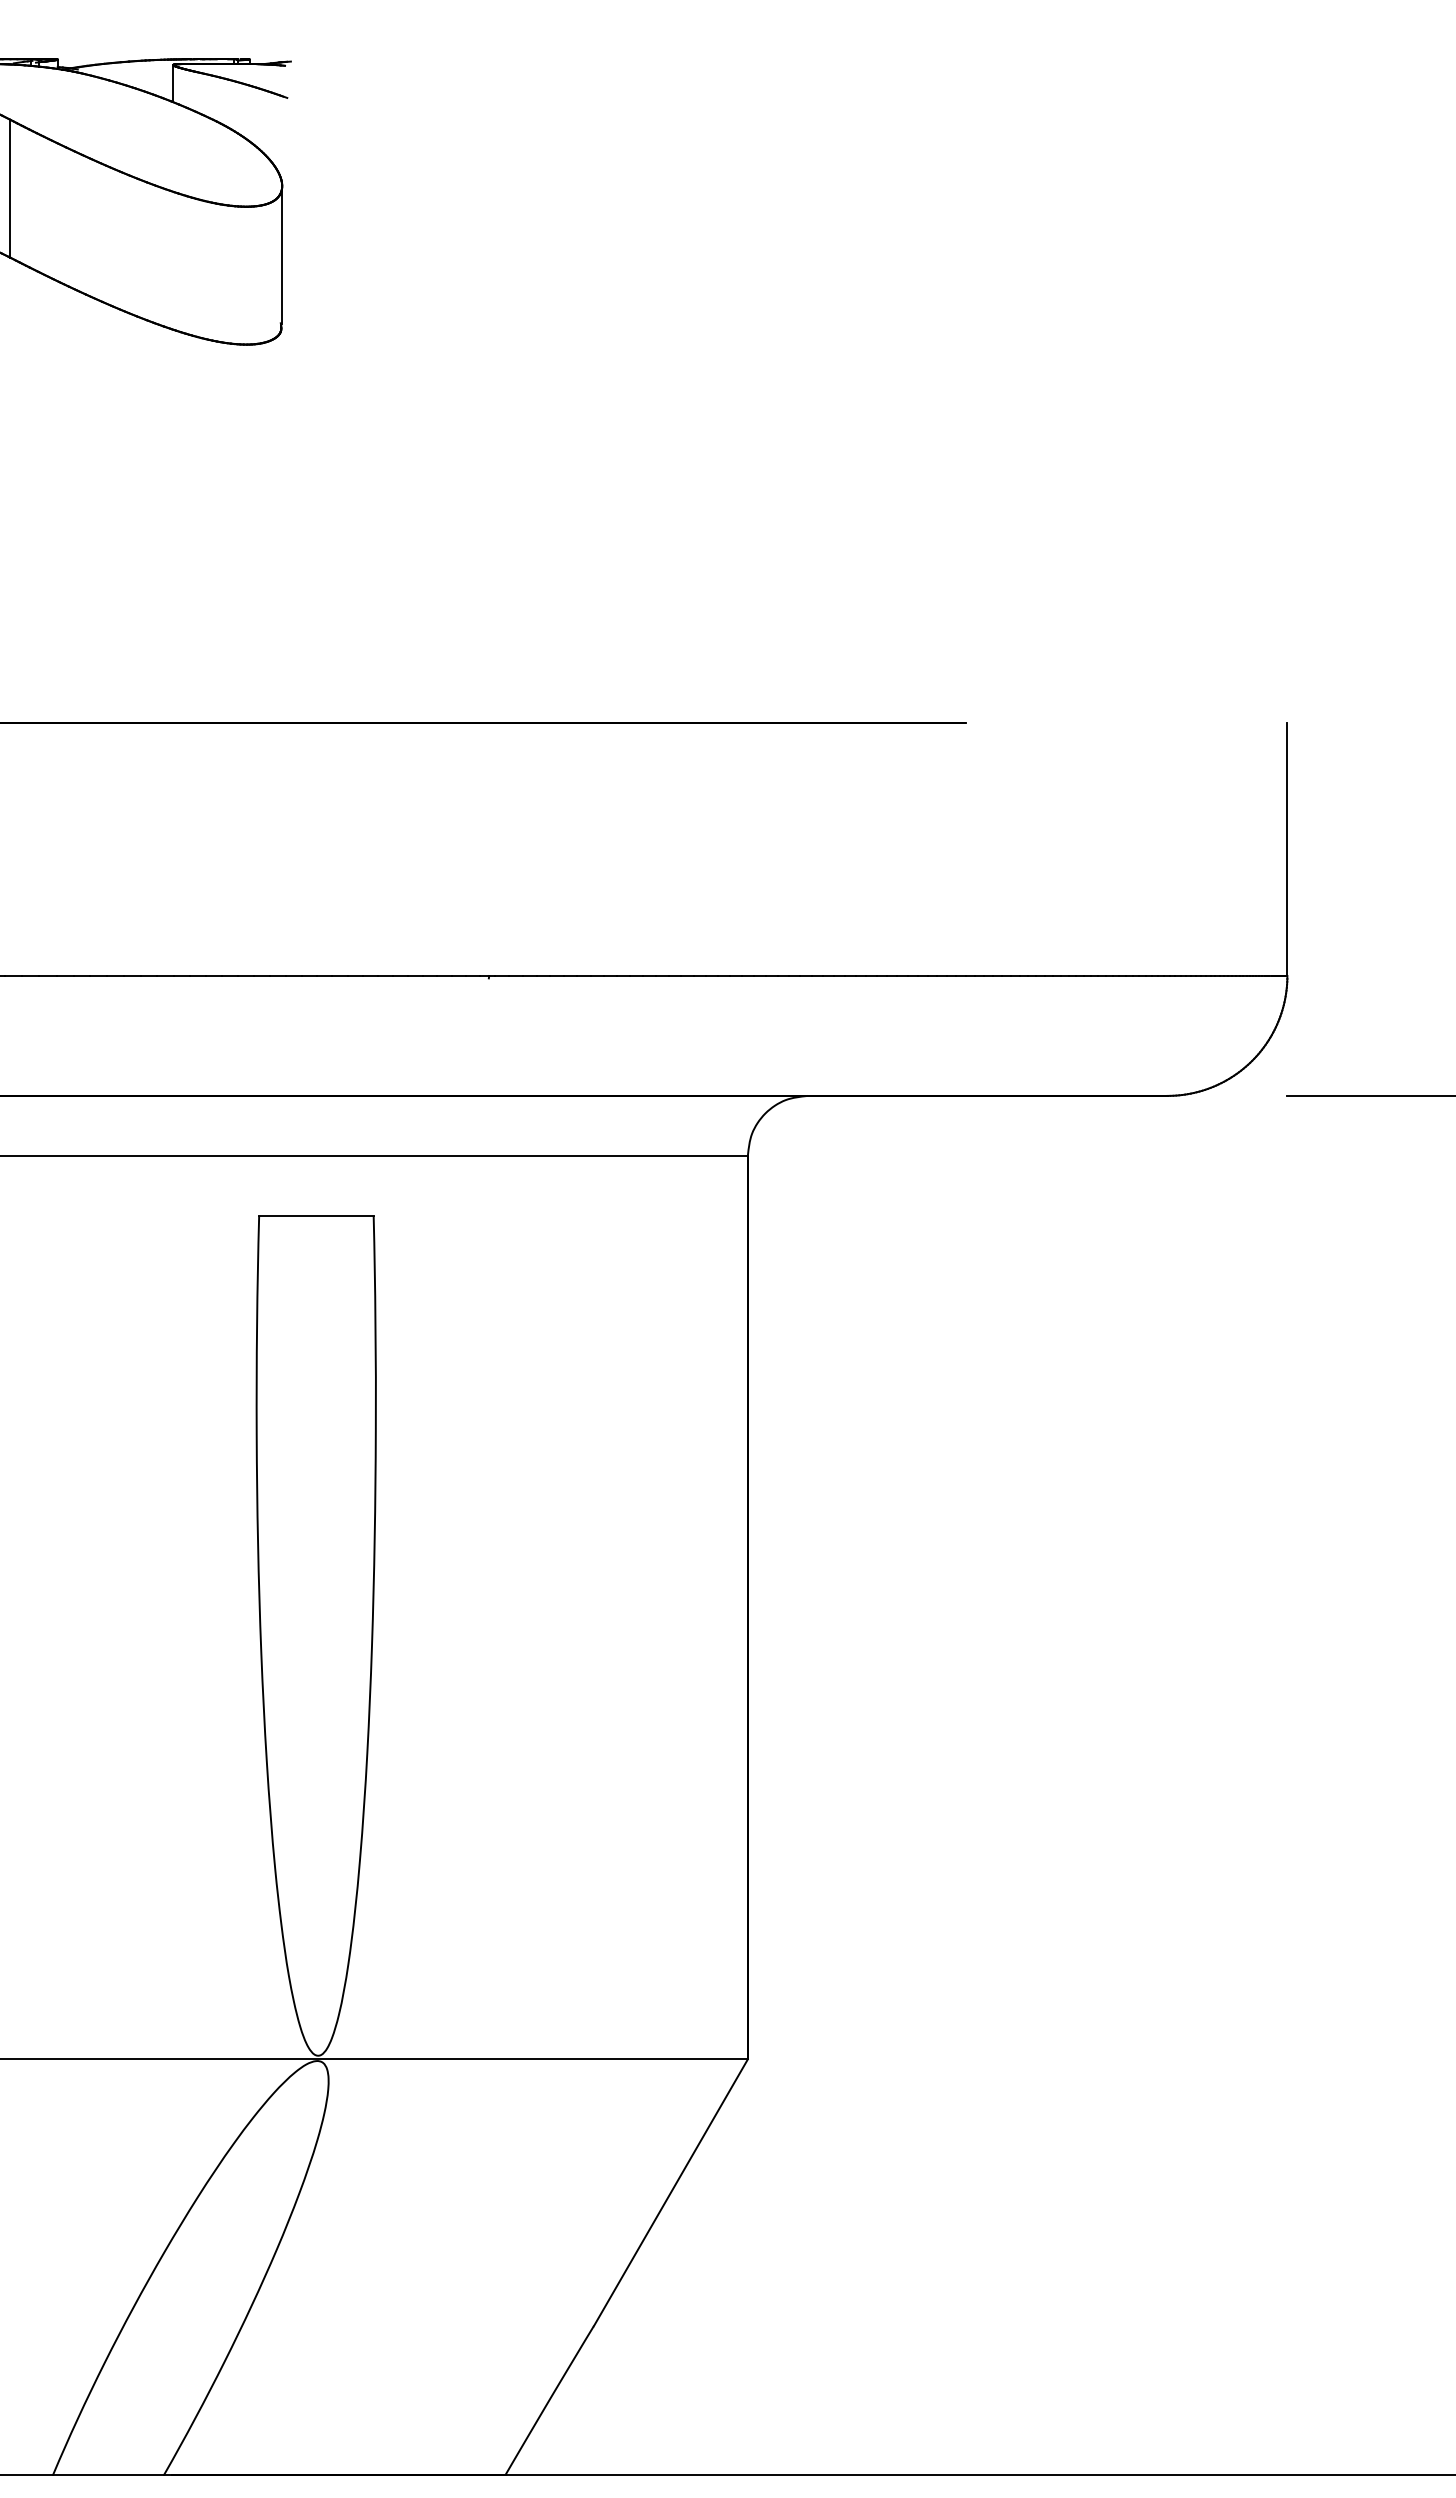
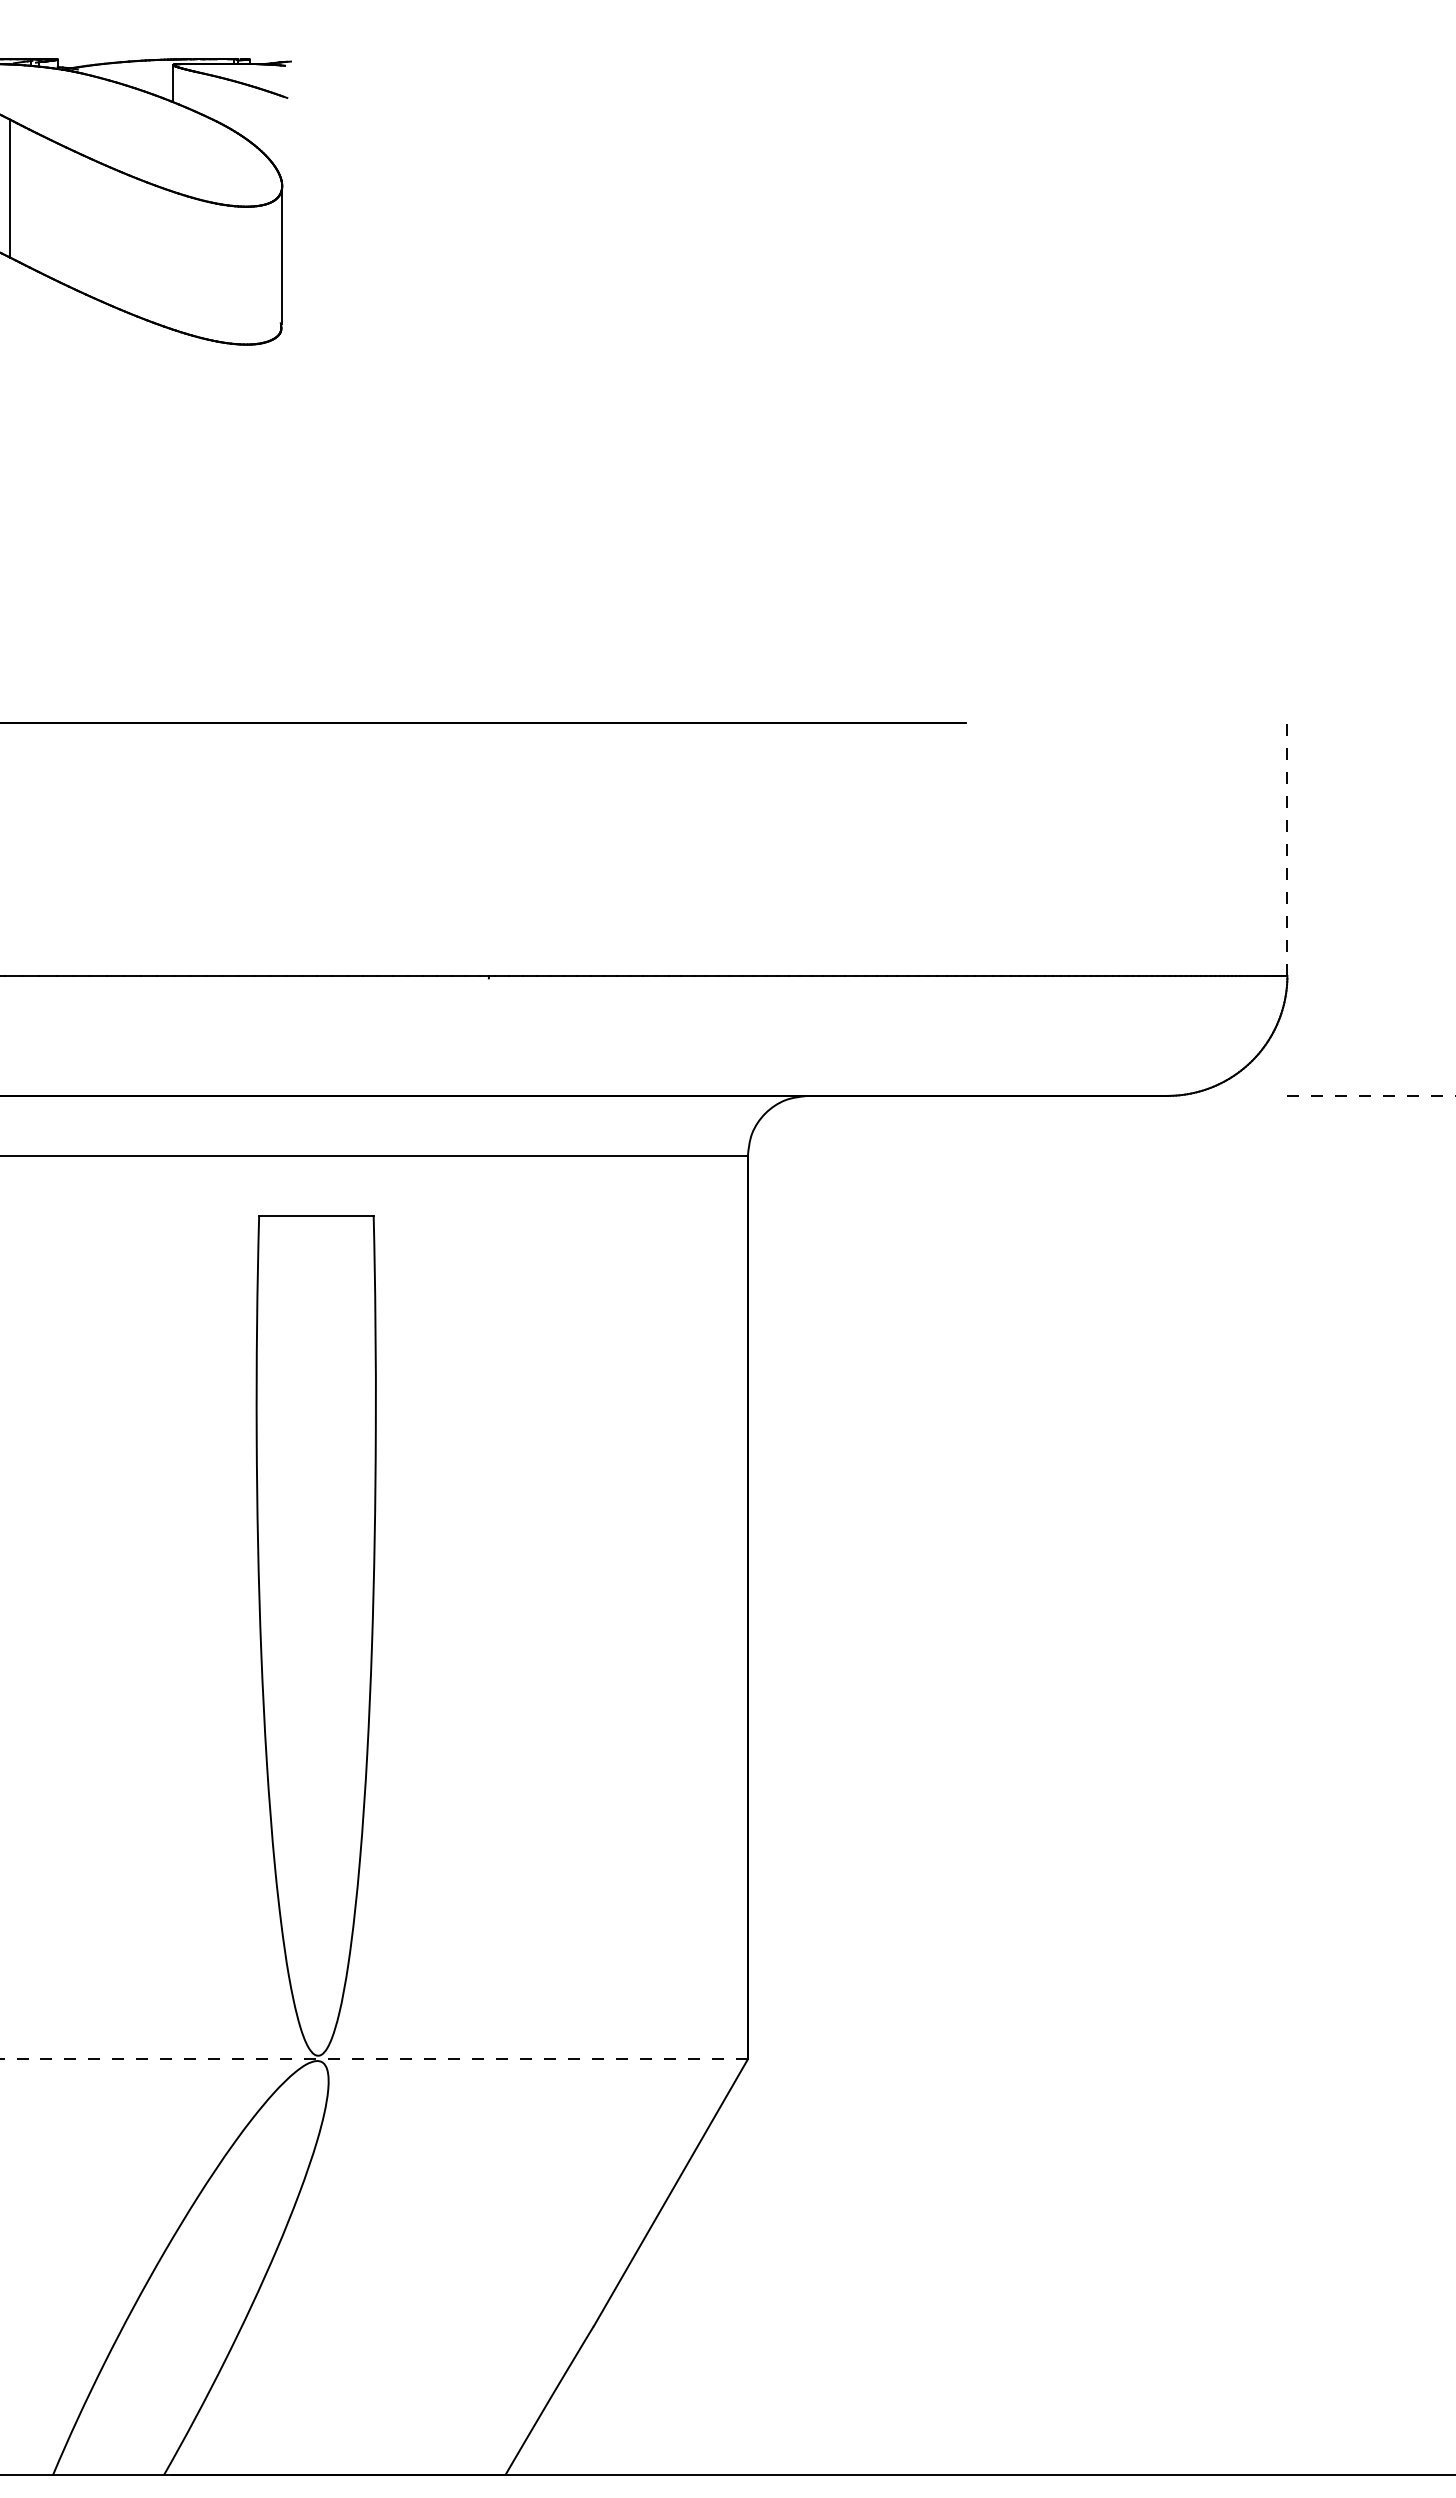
line: solid -> dashed (1287, 849)
line: solid -> dashed (1371, 1095)
line: solid -> dashed (373, 2059)
